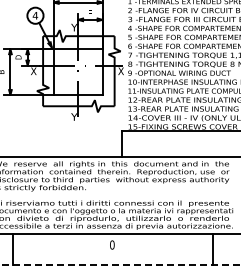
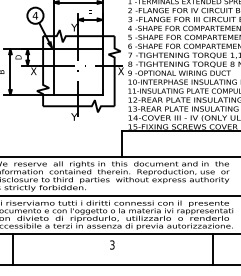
line: none -> present (119, 195)
text: 0 -> 3 (112, 244)
line: dashed -> solid (120, 264)
